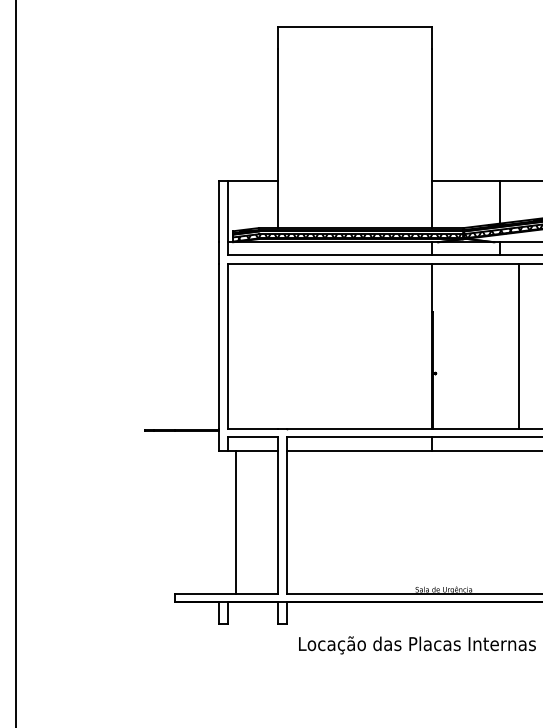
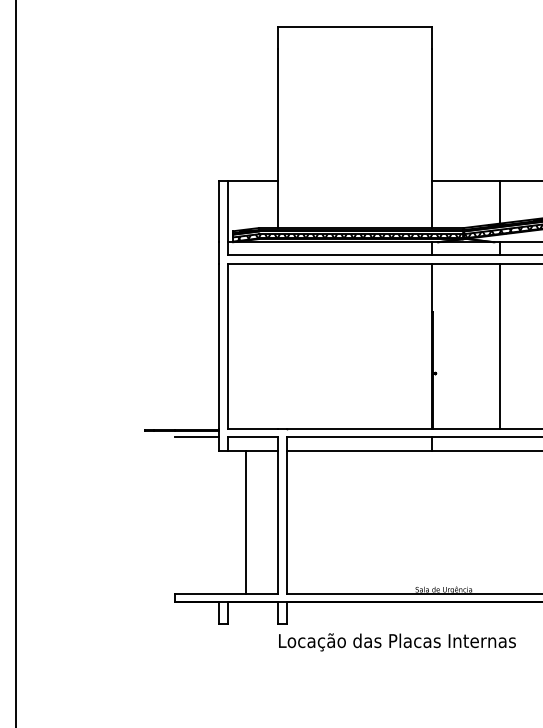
line position: (518, 345) -> (499, 345) (499, 345)
line: none -> present (196, 436)
line position: (236, 521) -> (246, 521) (246, 521)
text position: (417, 645) -> (397, 642) (397, 642)
